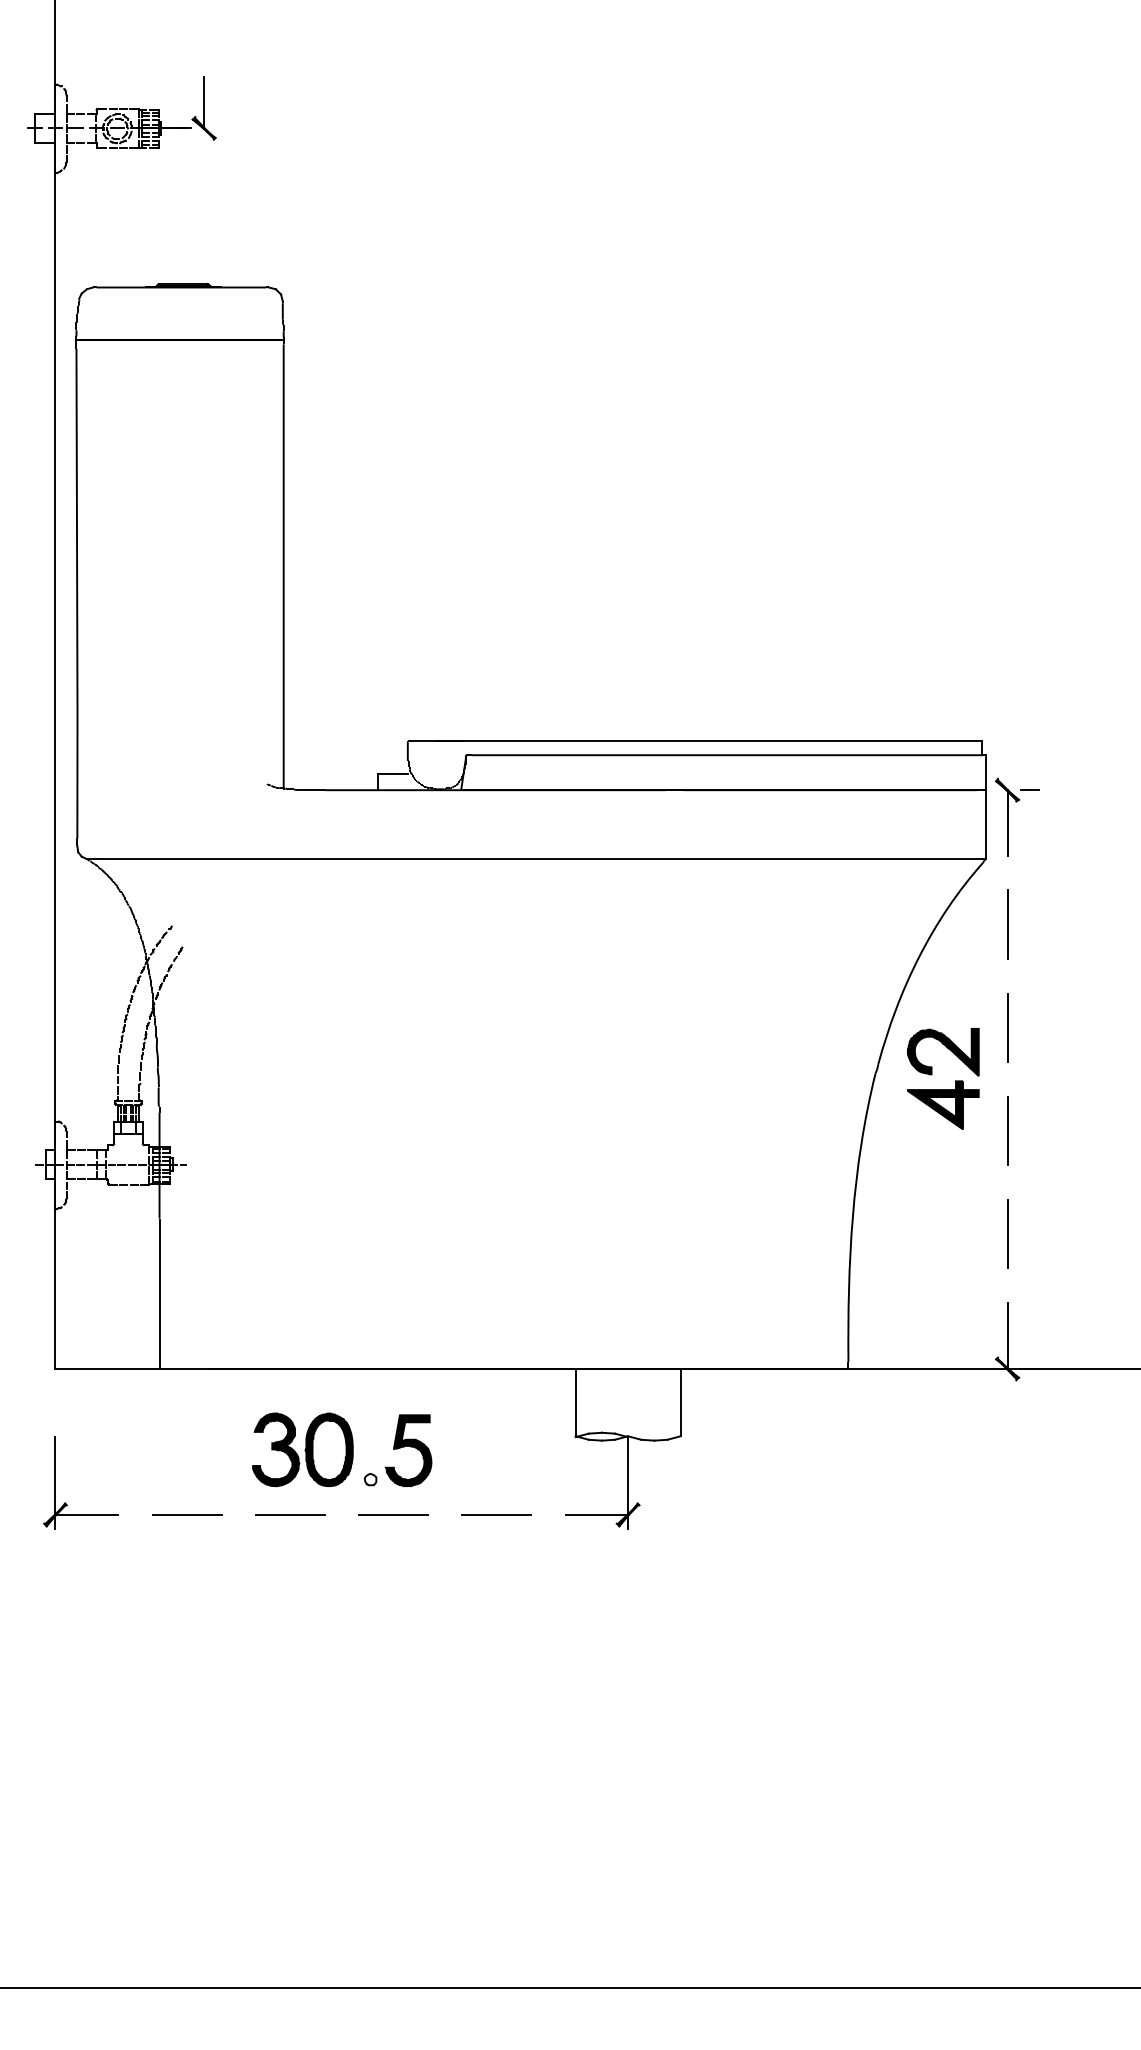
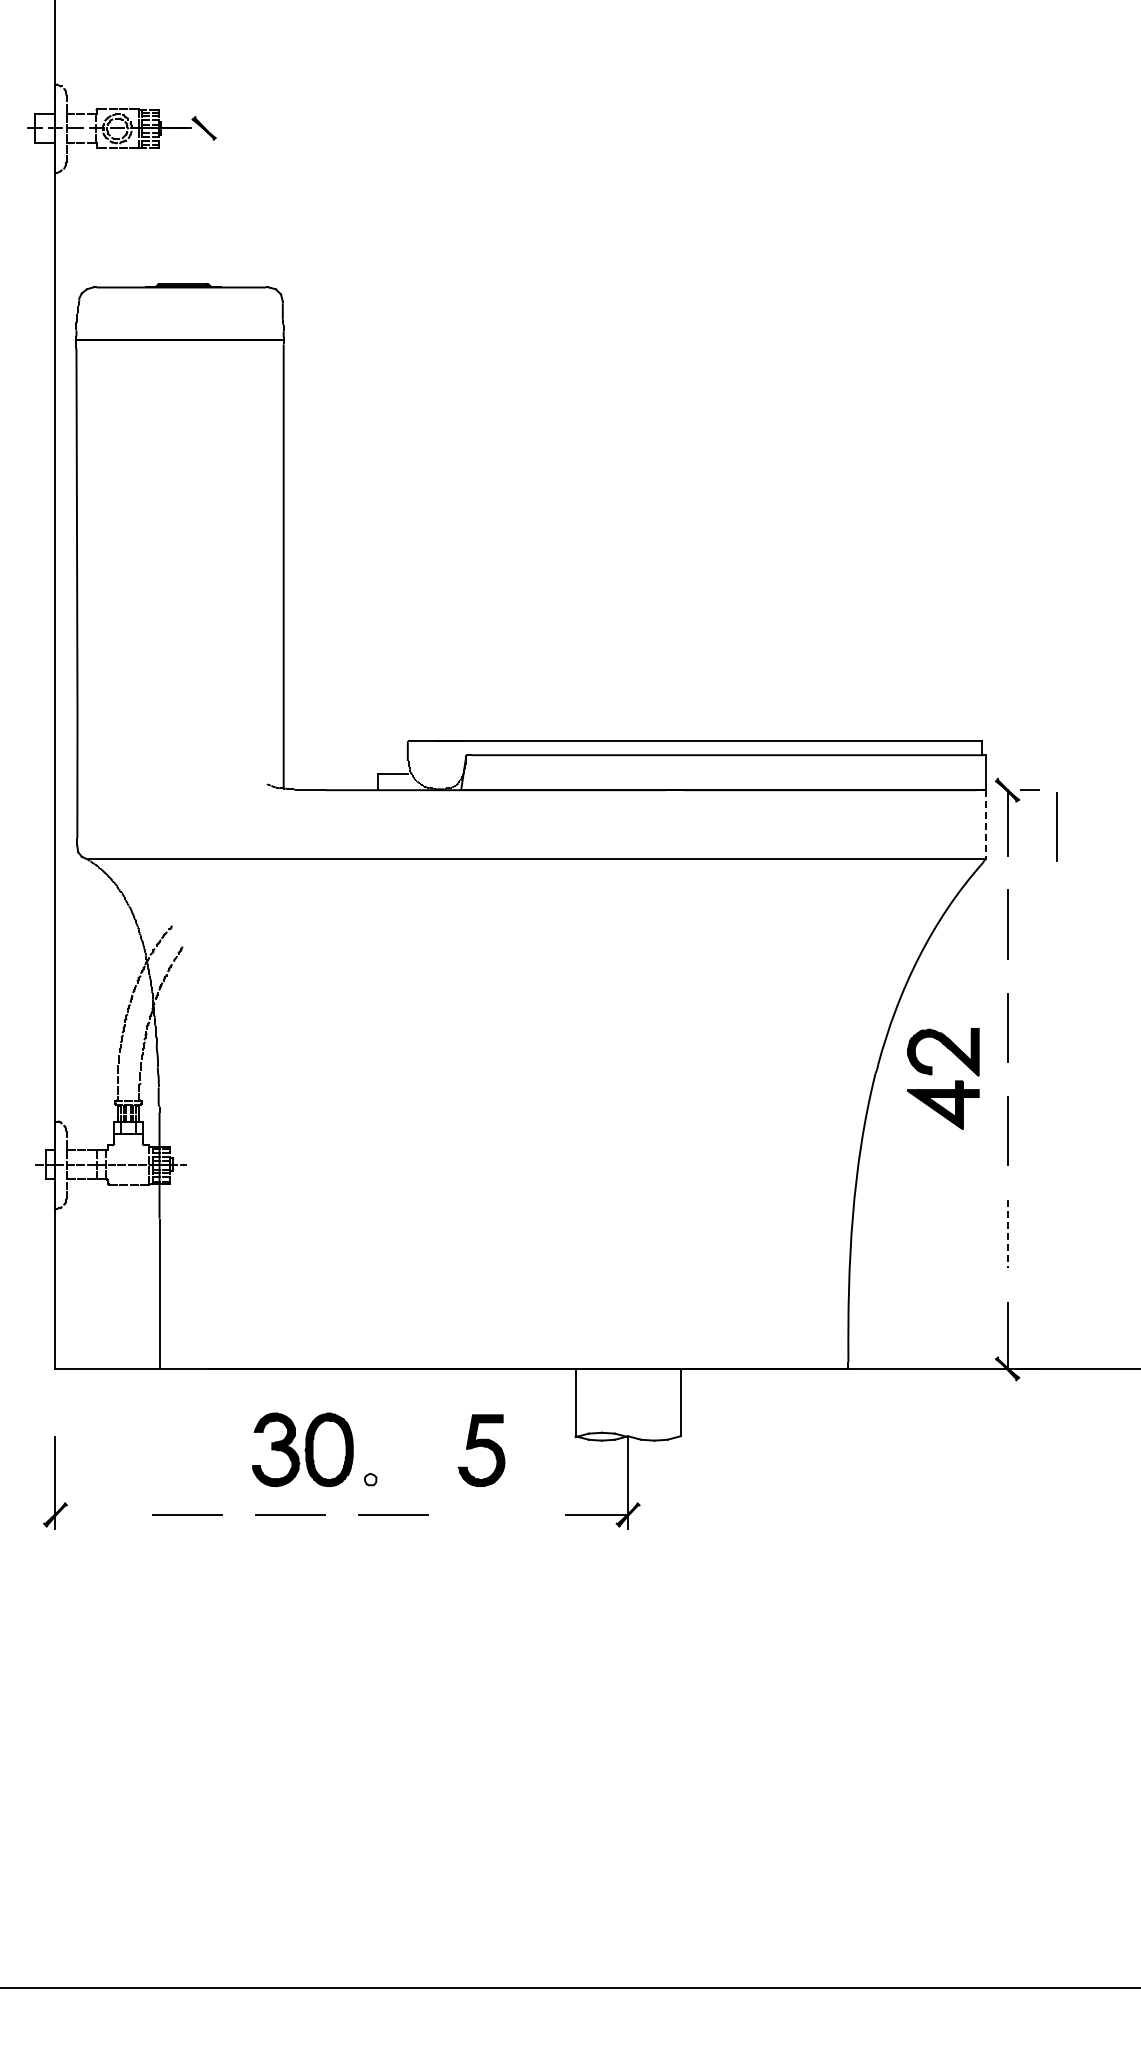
line: present -> none (204, 102)
line: solid -> dashed (985, 824)
line: none -> present (1056, 826)
line: solid -> dashed (1007, 1234)
part position: (408, 1450) -> (481, 1450) (481, 1450)
line: present -> none (86, 1514)
line: present -> none (496, 1514)
